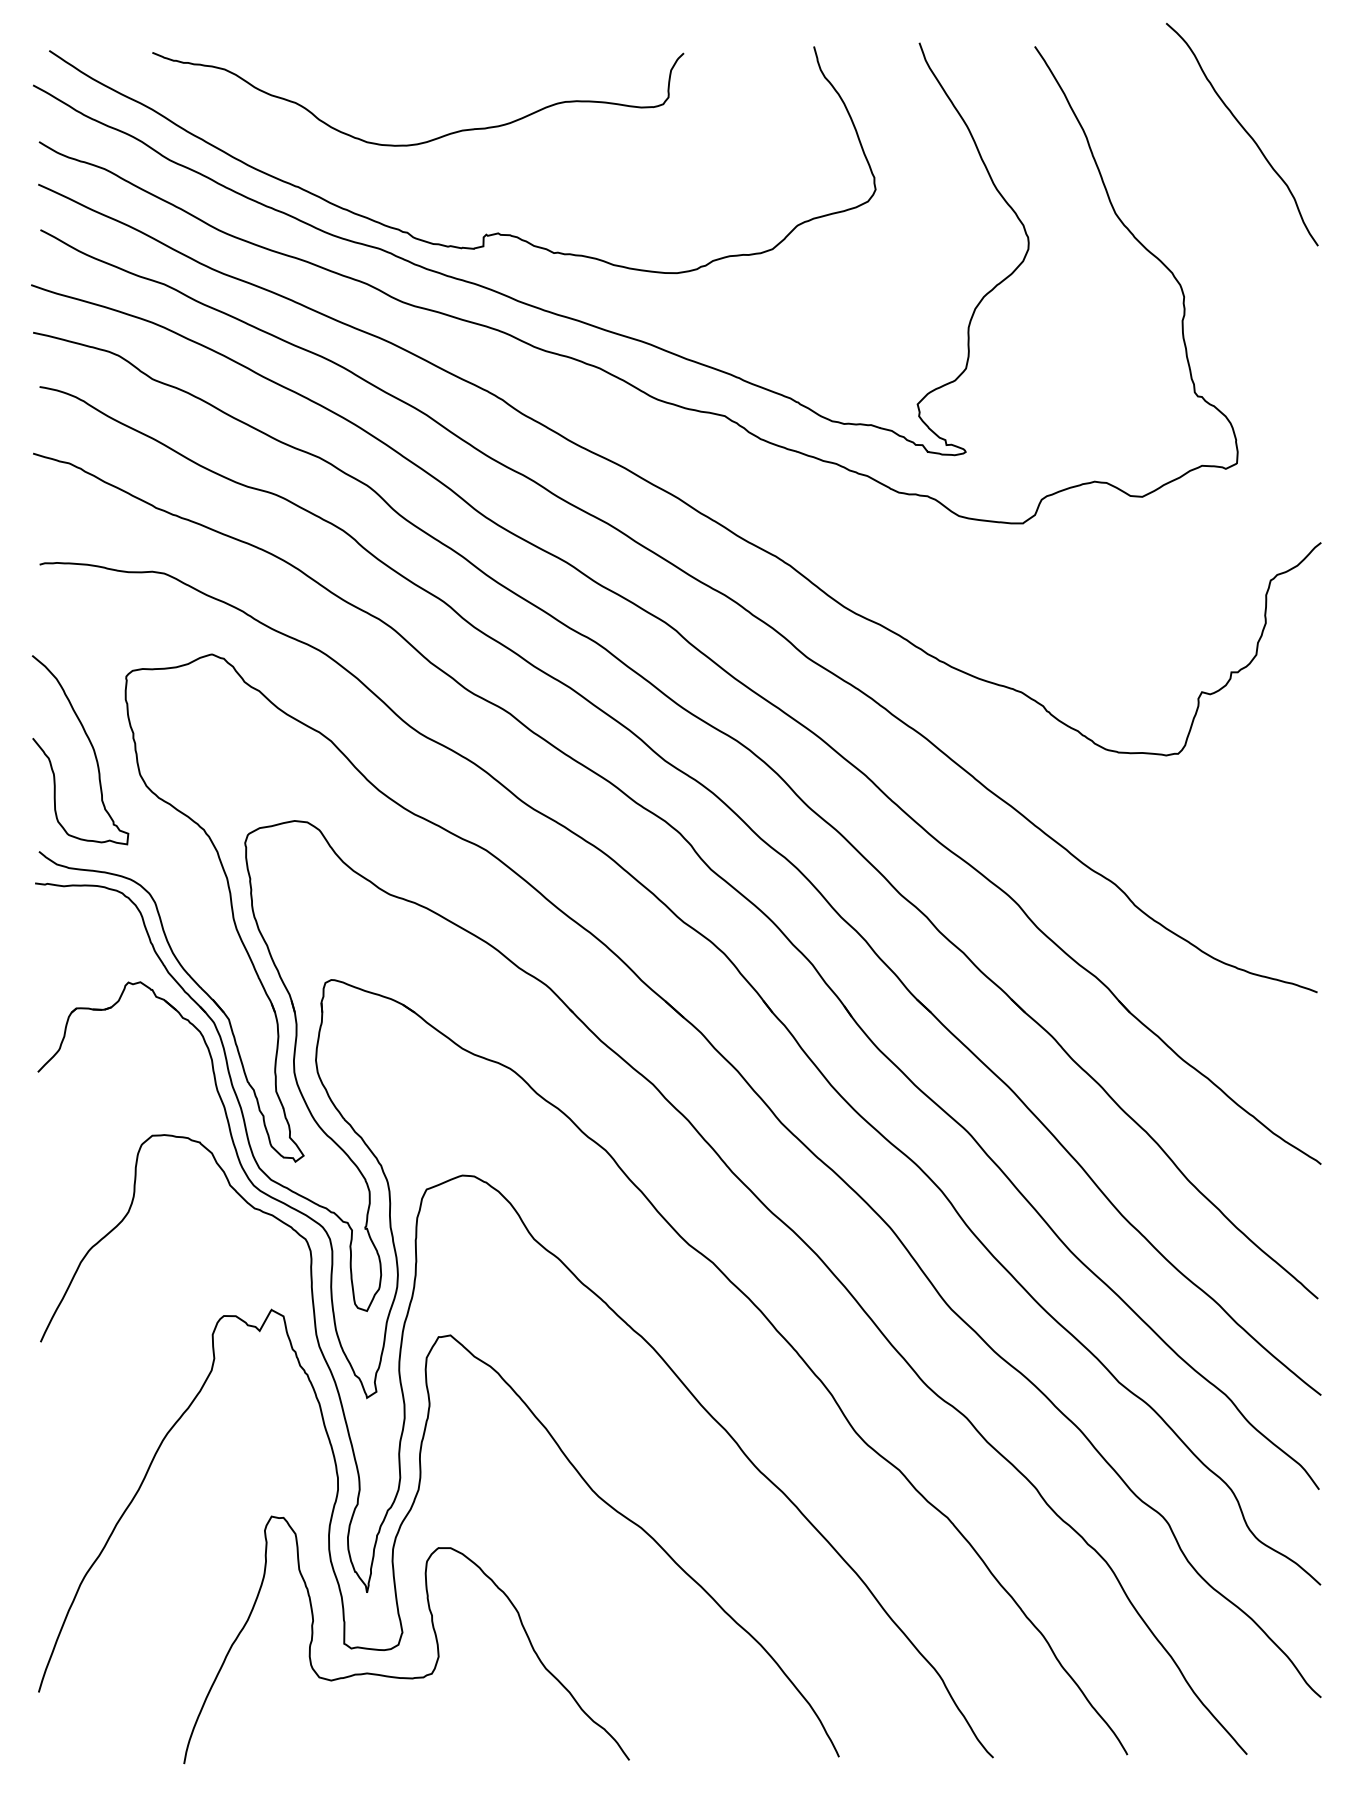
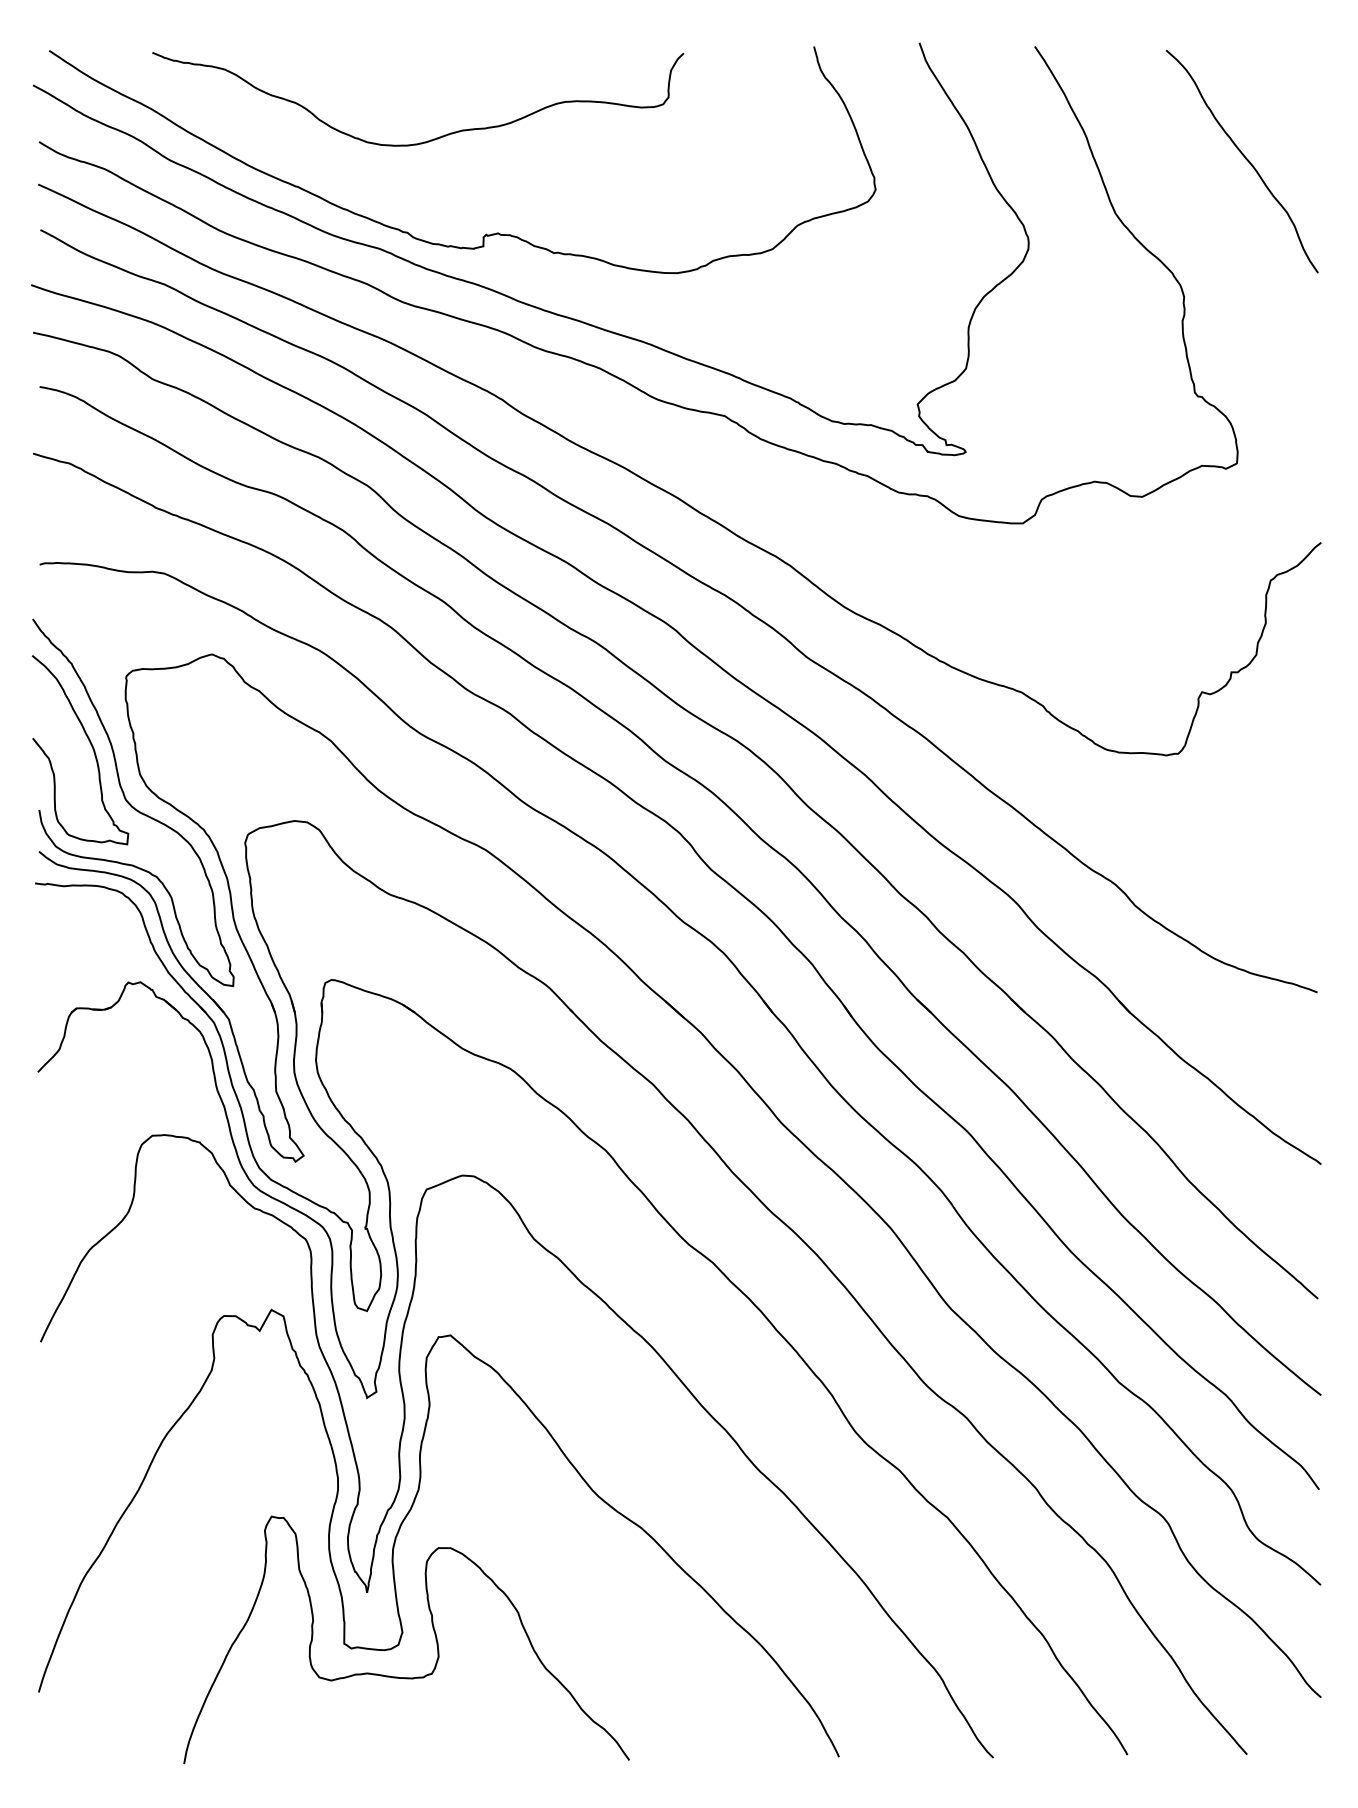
curve position: (1244, 131) -> (1244, 158) (1244, 158)
curve: none -> present (131, 804)
